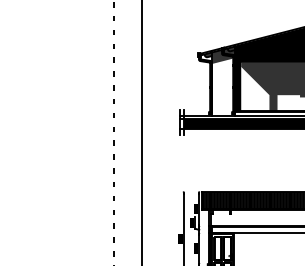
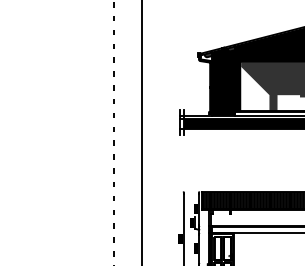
fill: none -> present (223, 81)
